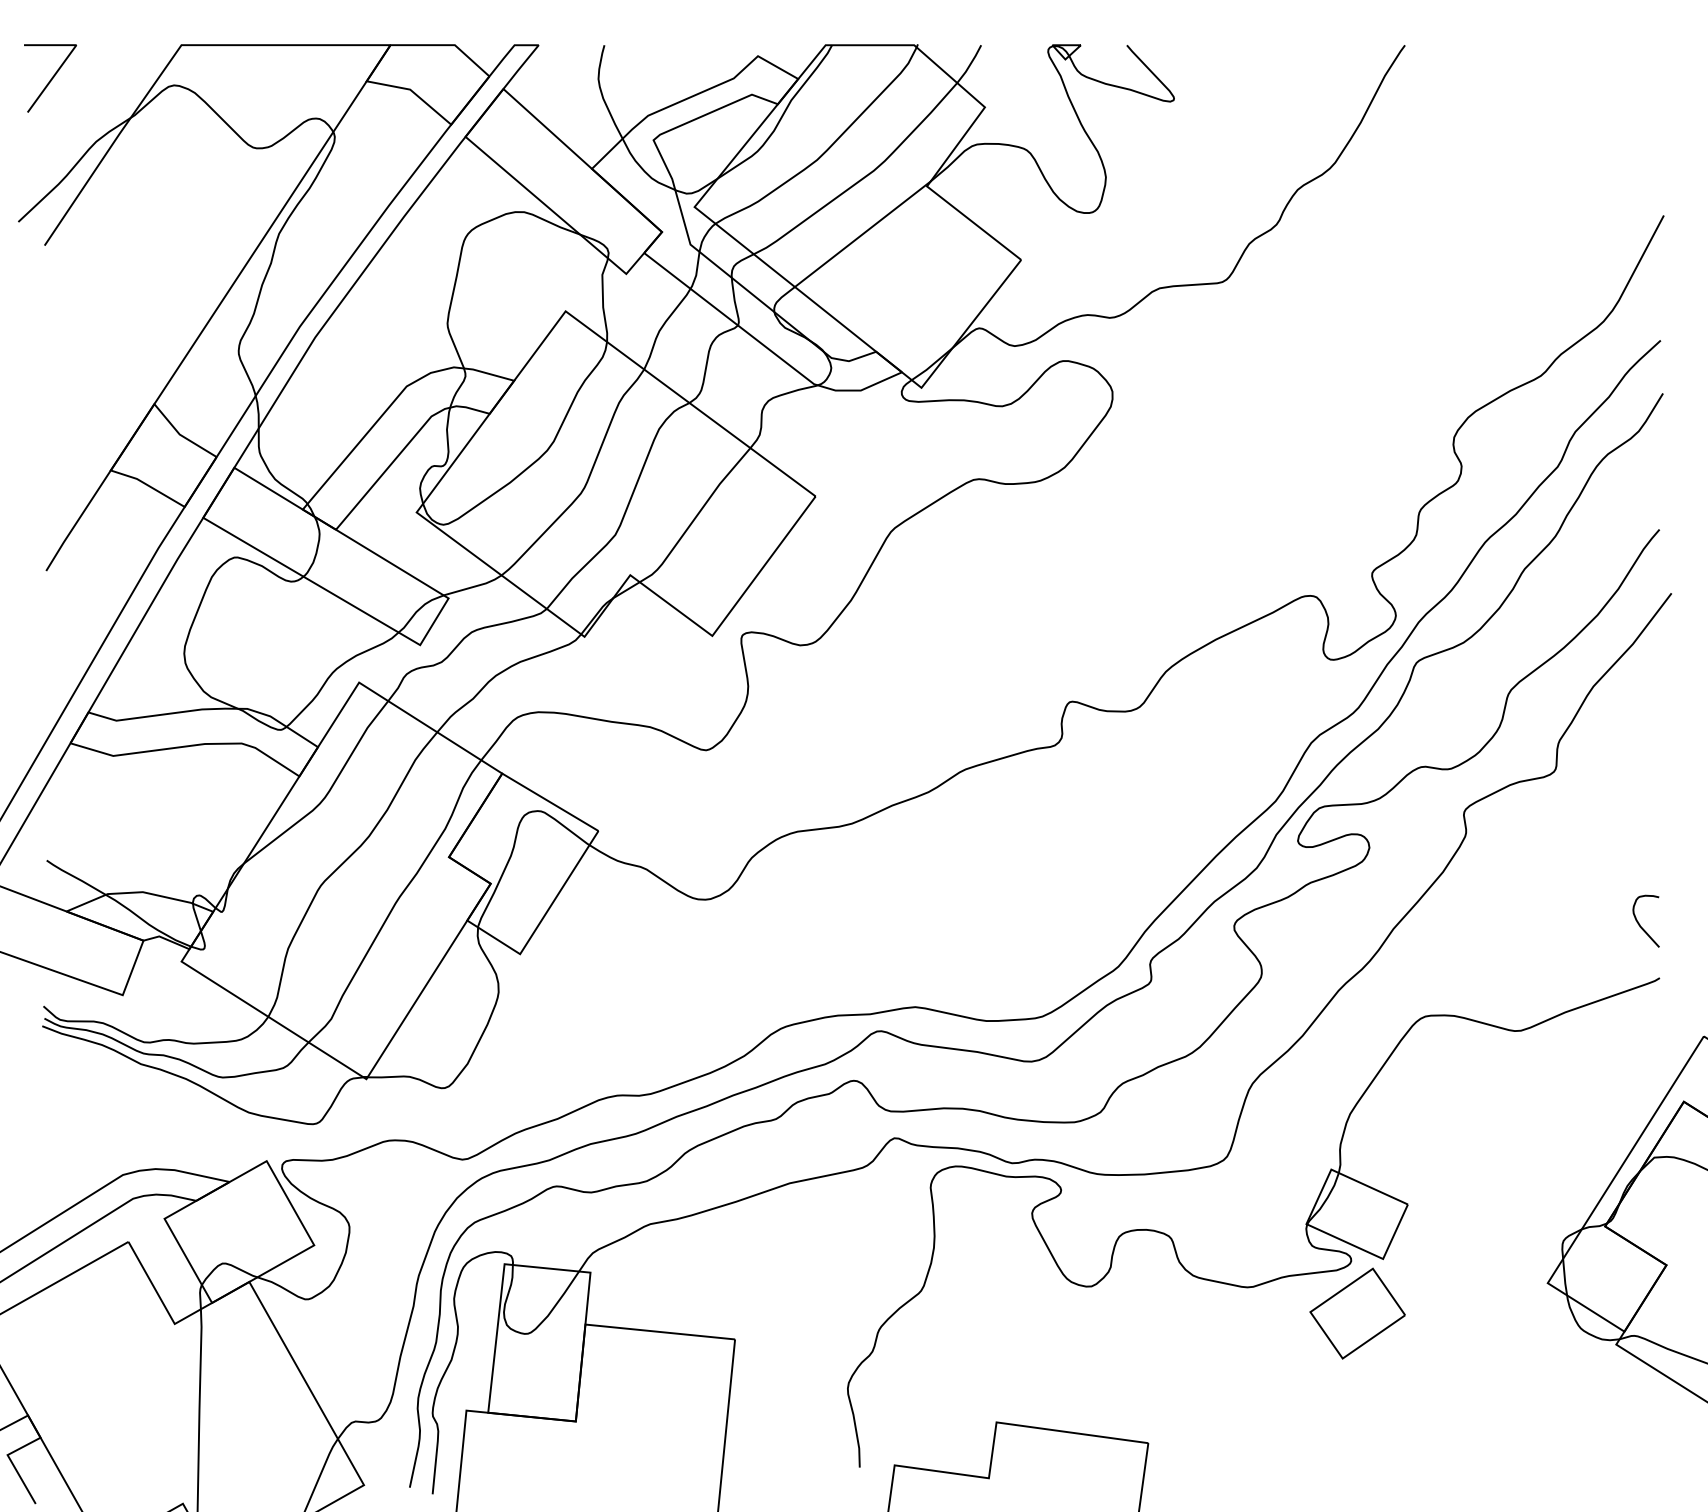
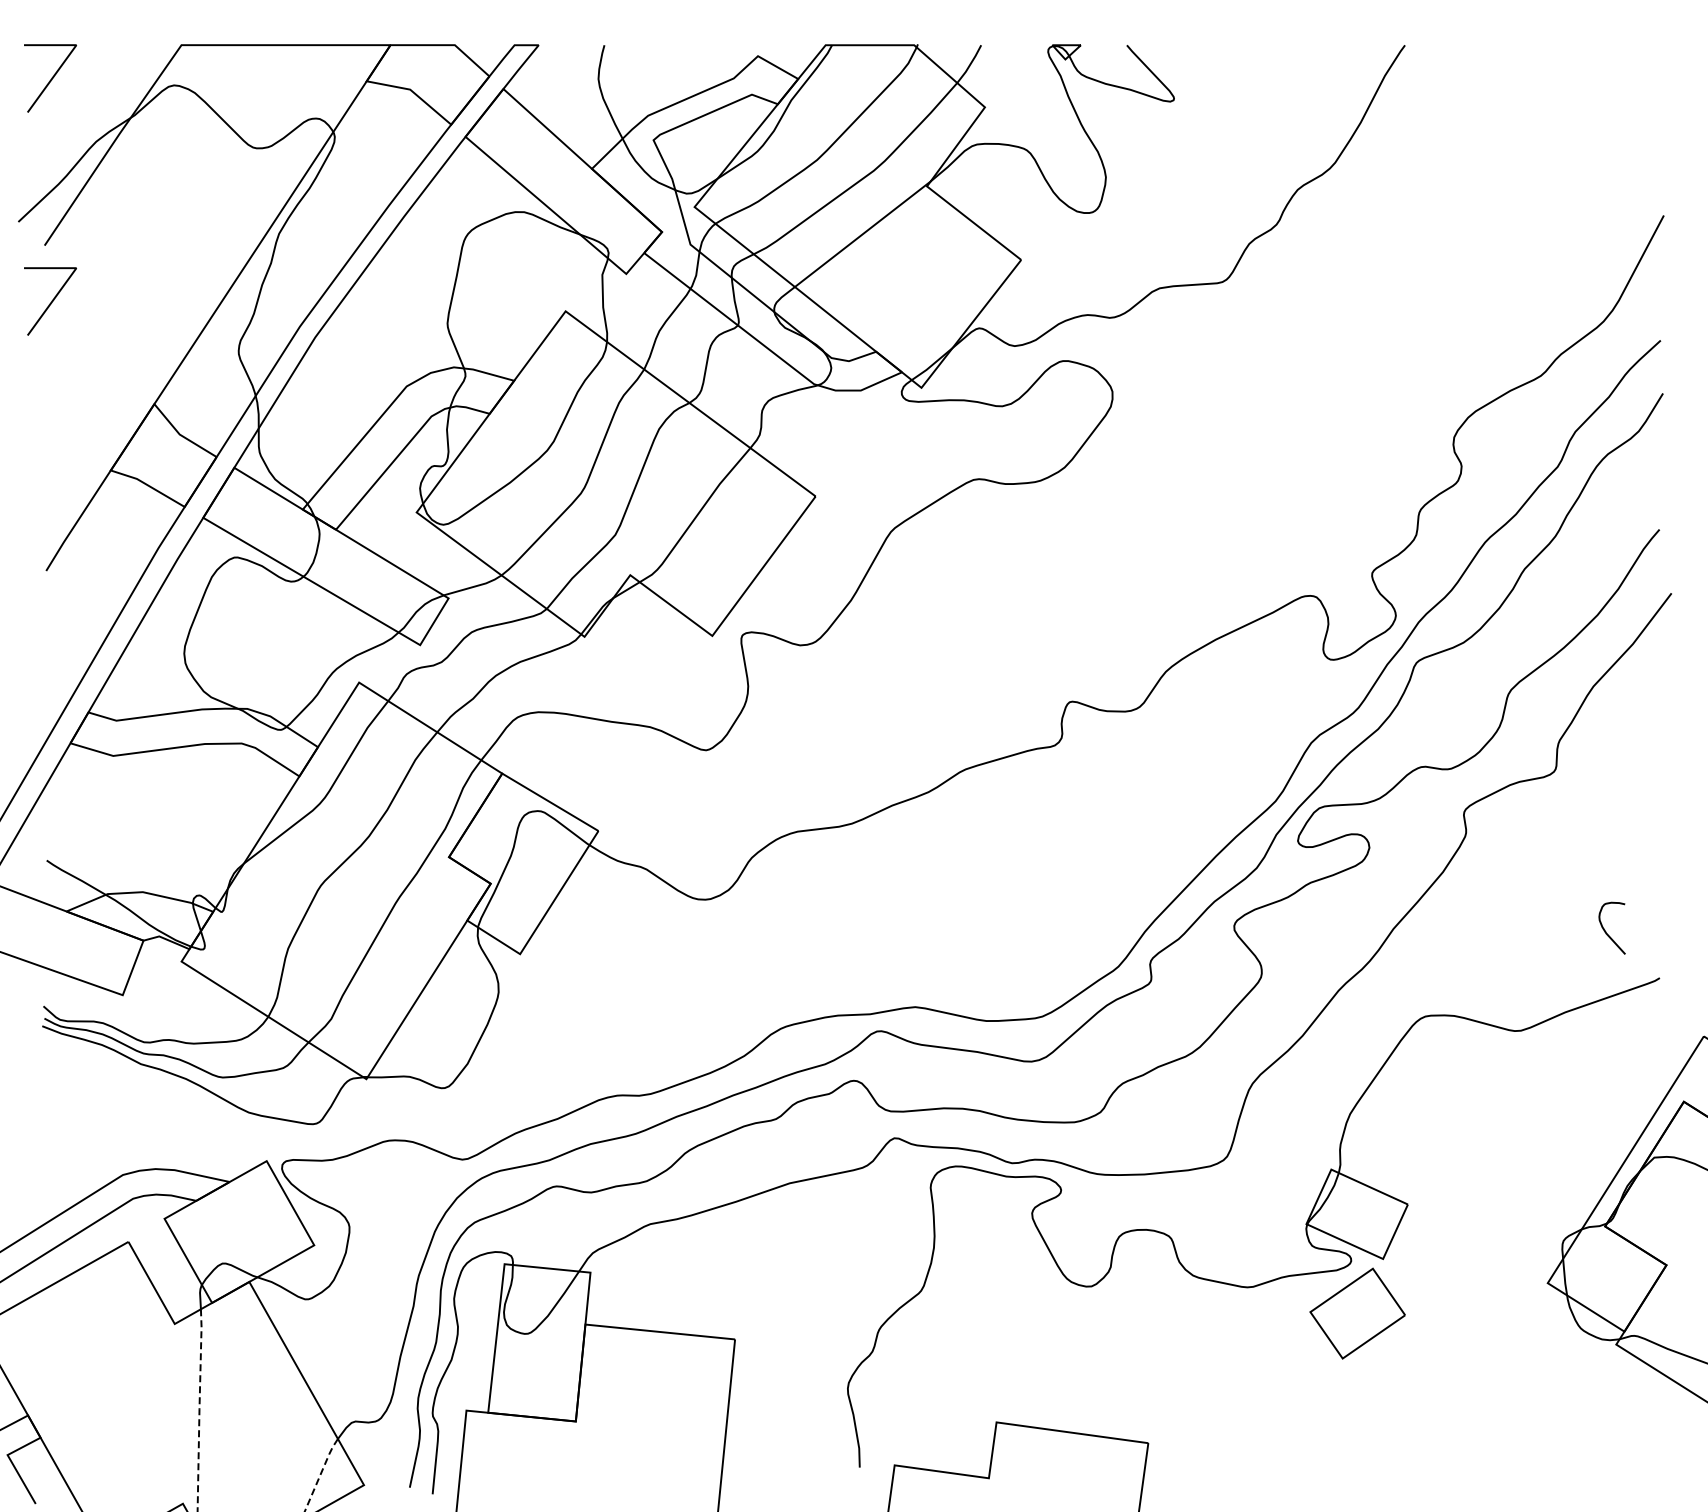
line: none -> present (51, 301)
curve position: (1640, 924) -> (1606, 931) (1606, 931)
line: solid -> dashed (199, 1409)
line: solid -> dashed (321, 1473)
